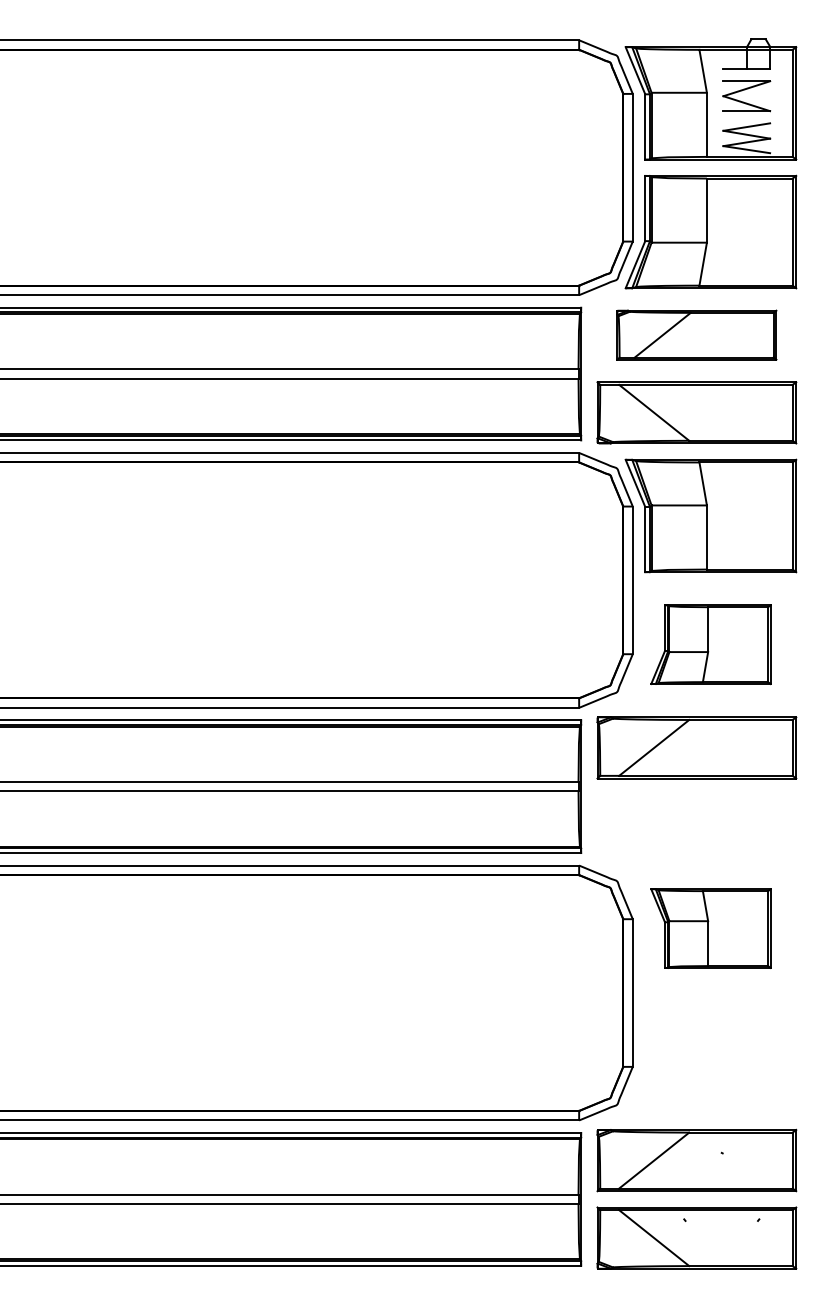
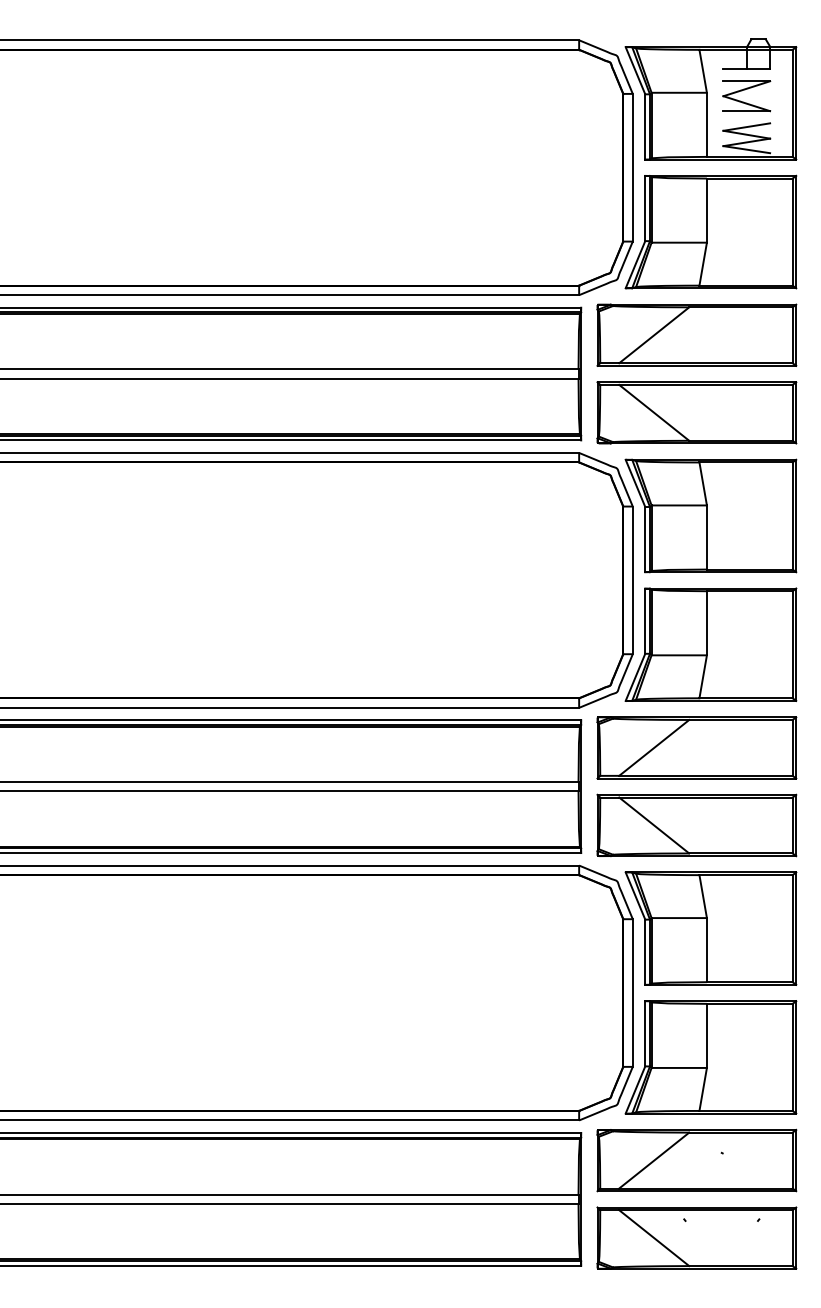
part size: 162x52 px -> 202x64 px (696, 334)
part size: 122x82 px -> 174x115 px (710, 644)
part: none -> present (696, 825)
part size: 122x81 px -> 174x115 px (710, 928)
part: none -> present (710, 1057)
